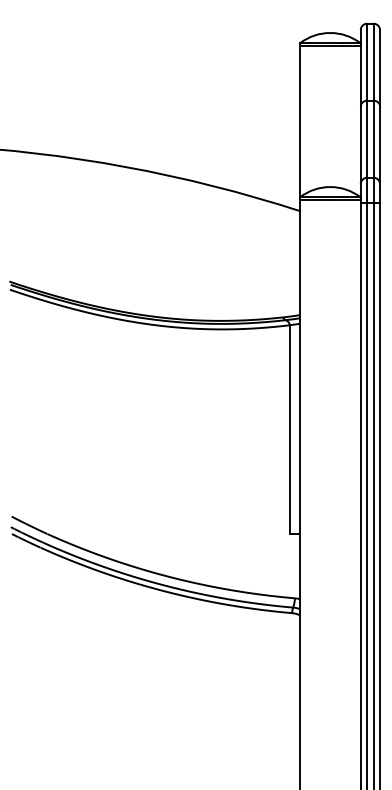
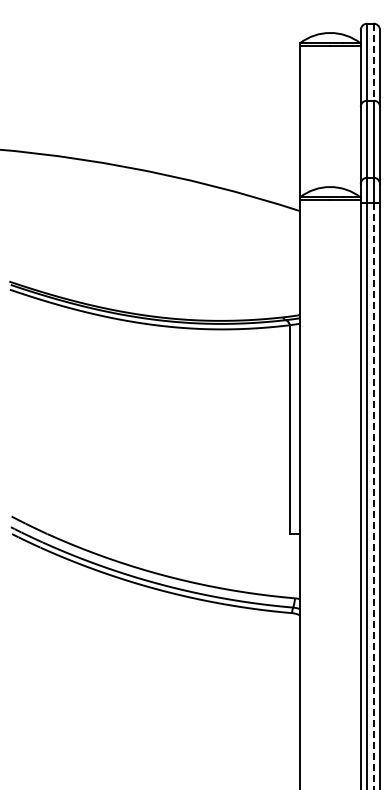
line: solid -> dashed (373, 62)
line: solid -> dashed (373, 496)
